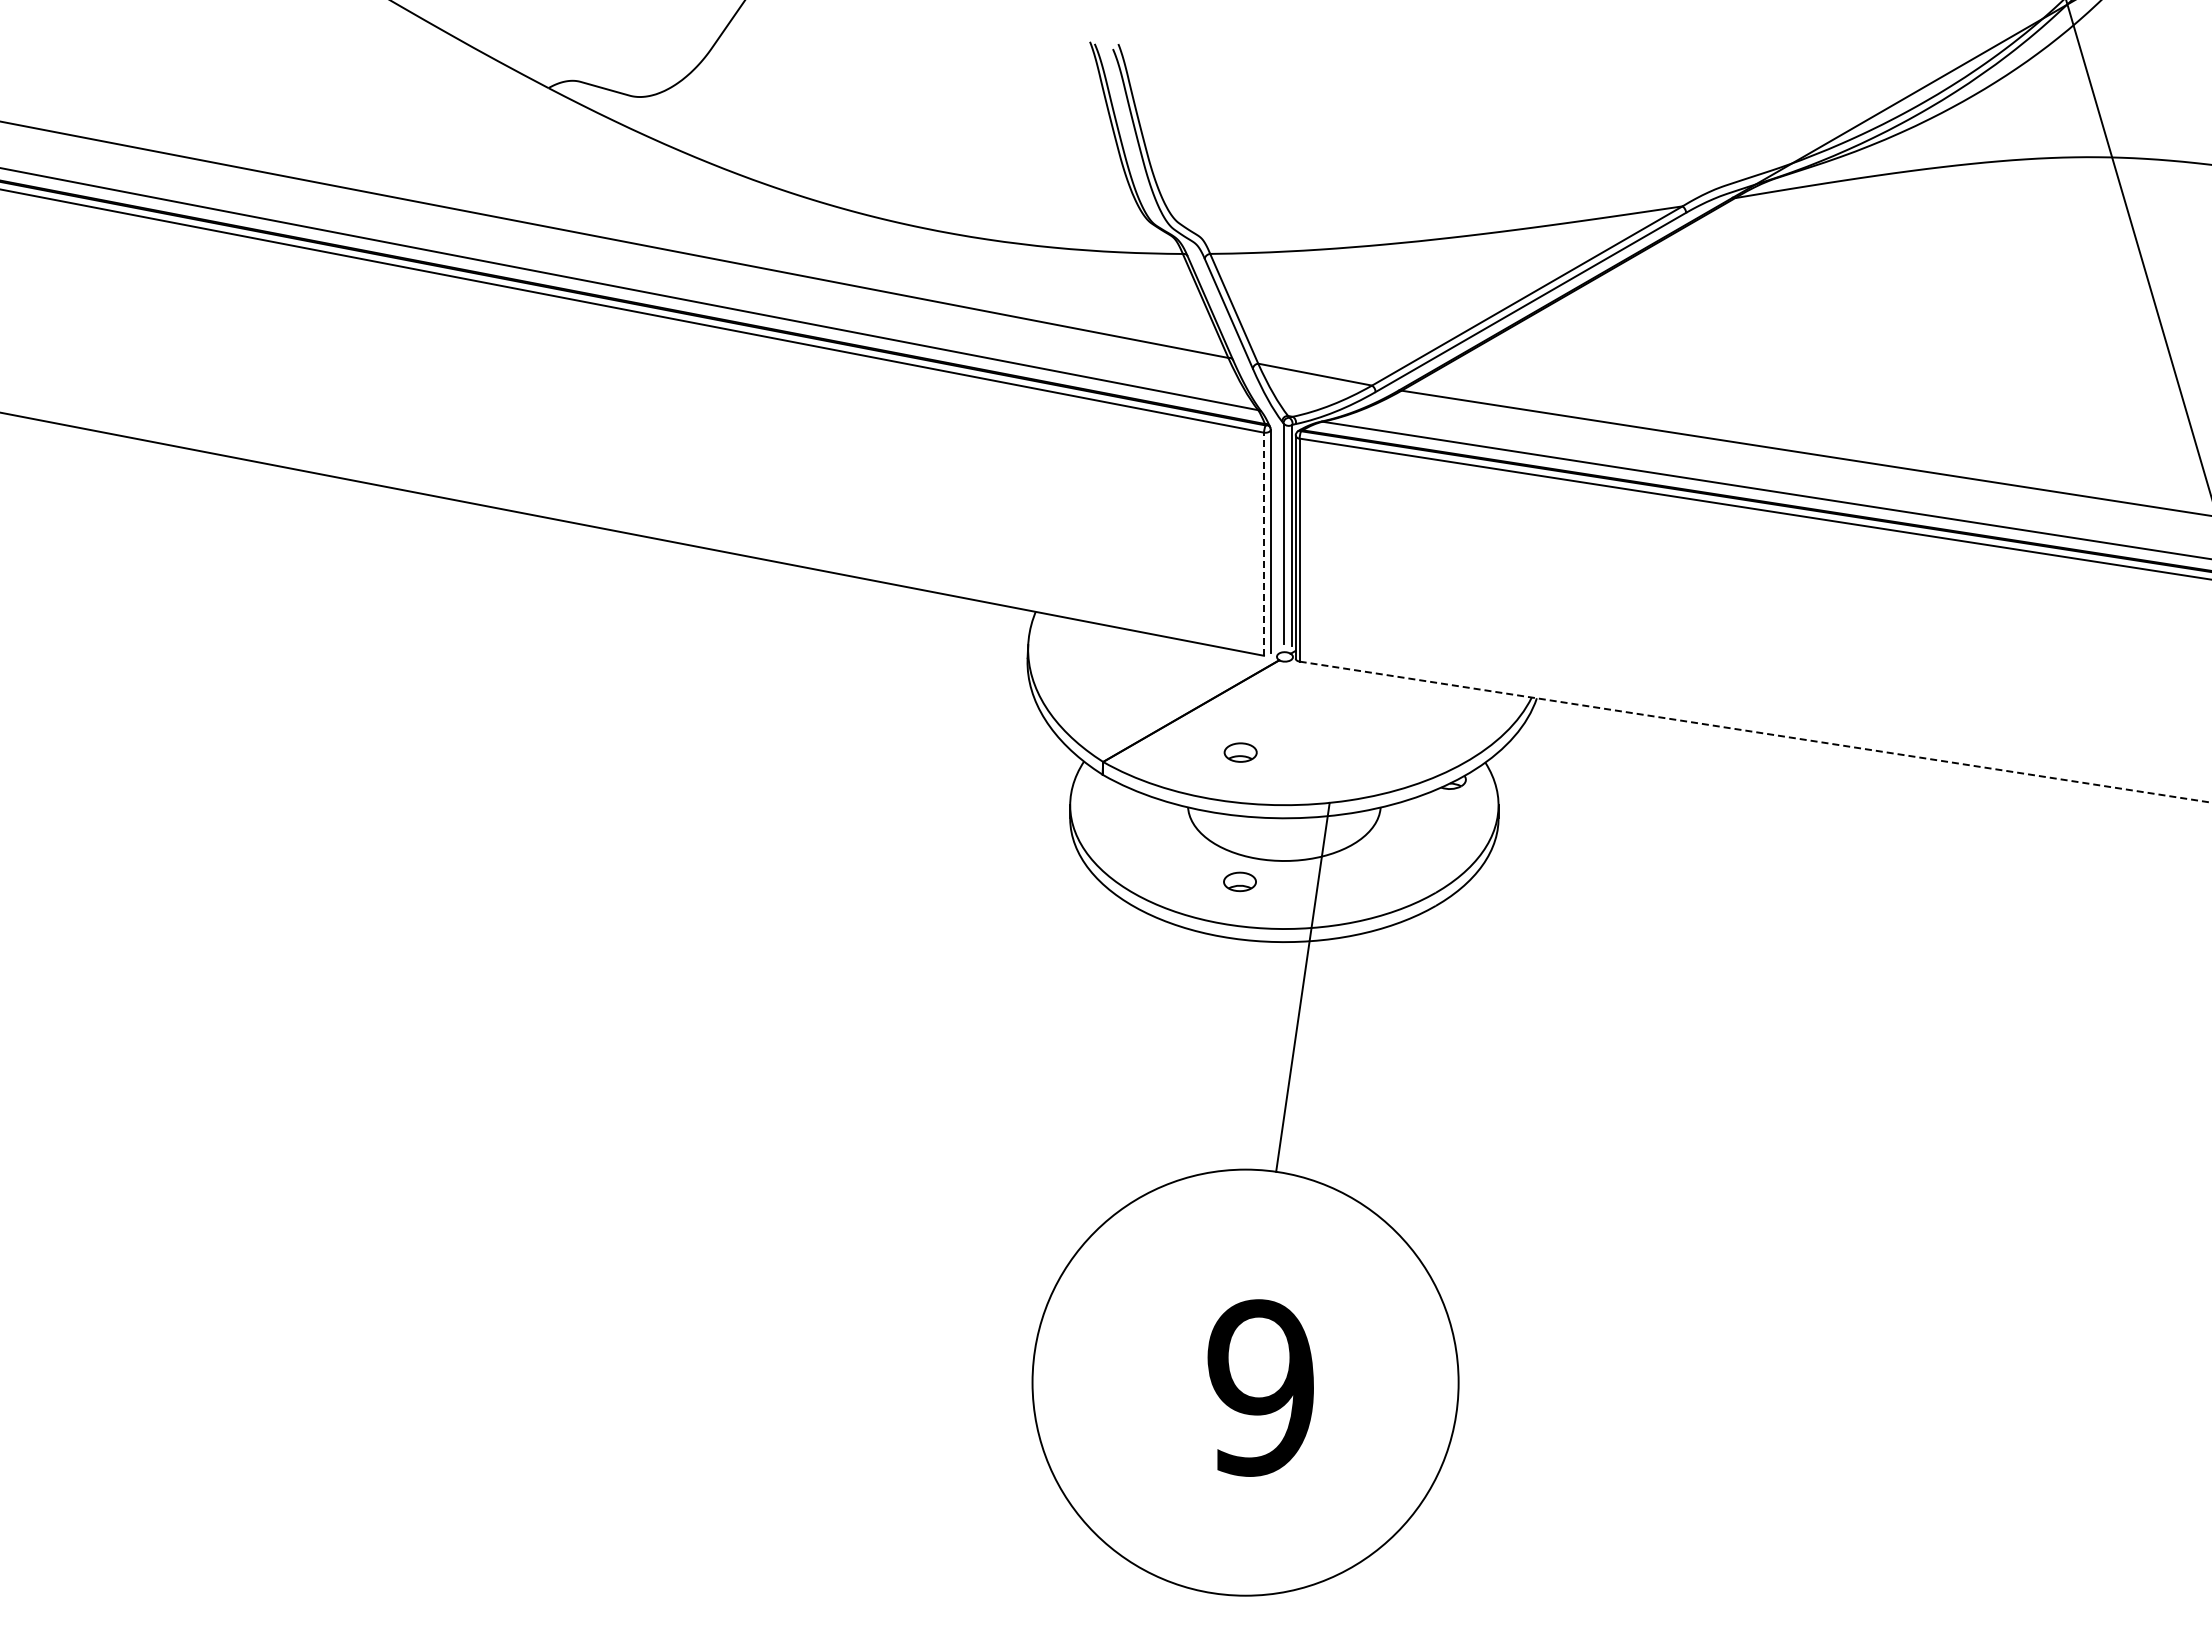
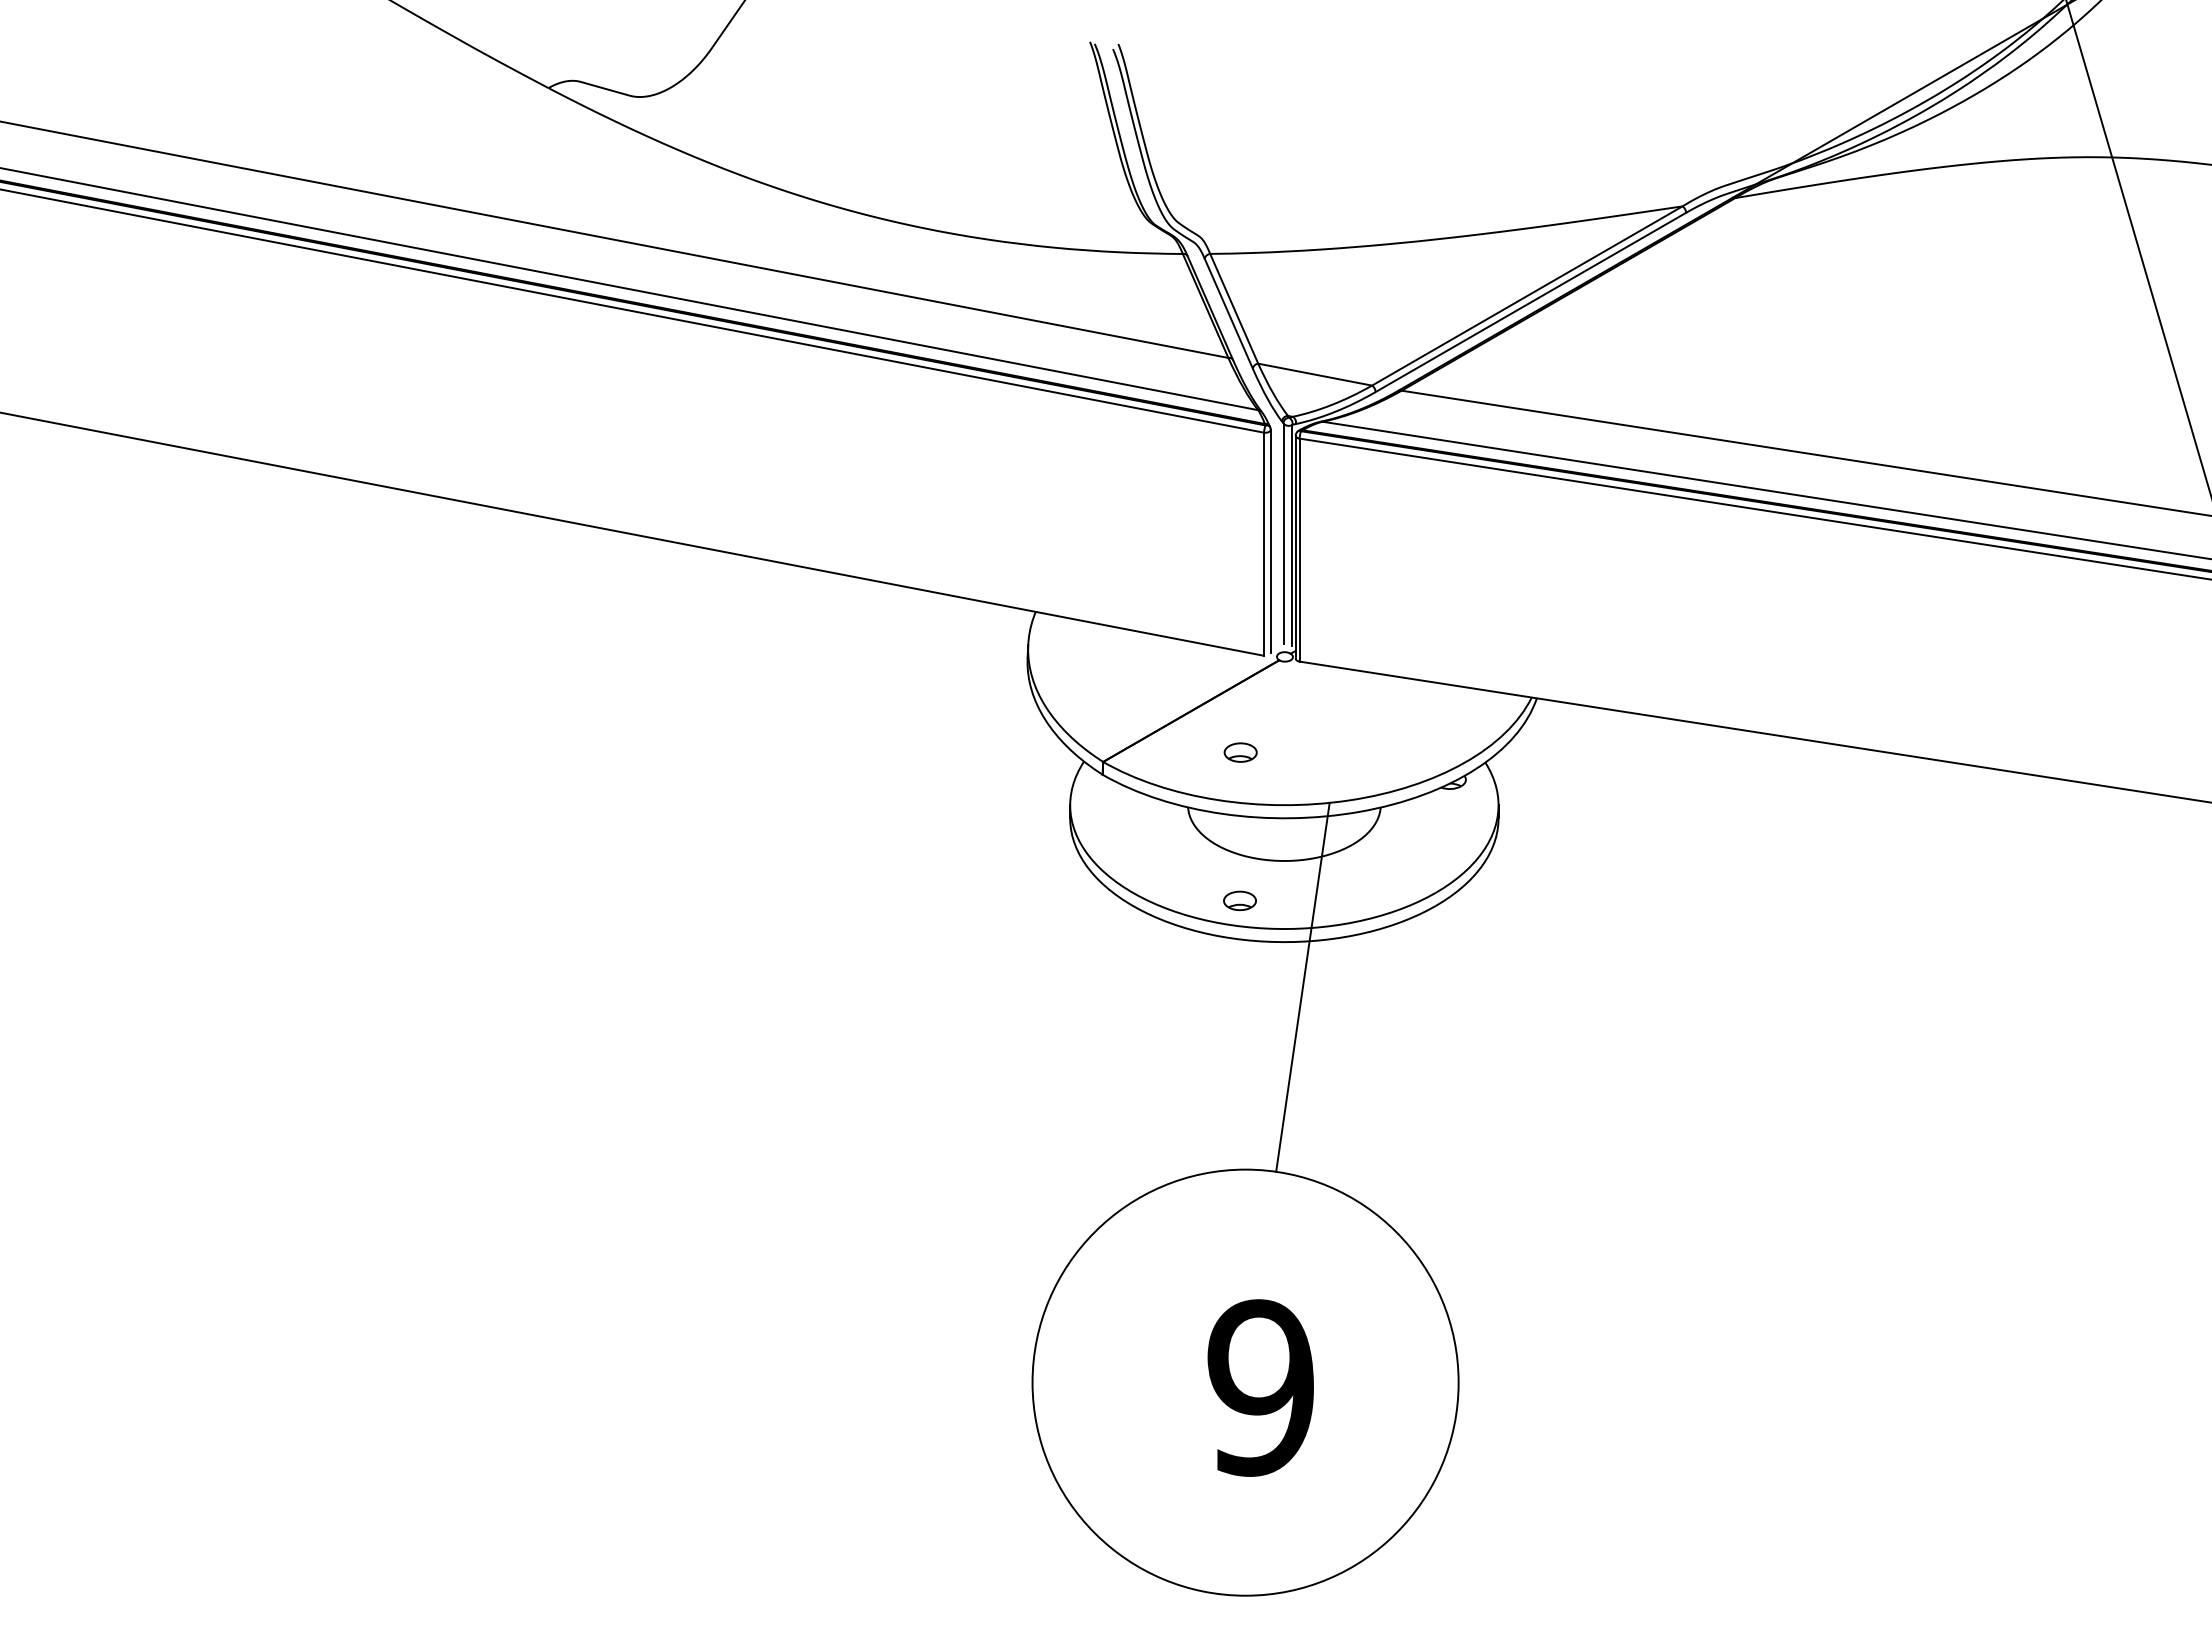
line: dashed -> solid (1264, 544)
line: dashed -> solid (1756, 732)
part position: (1239, 881) -> (1239, 900) (1239, 900)
